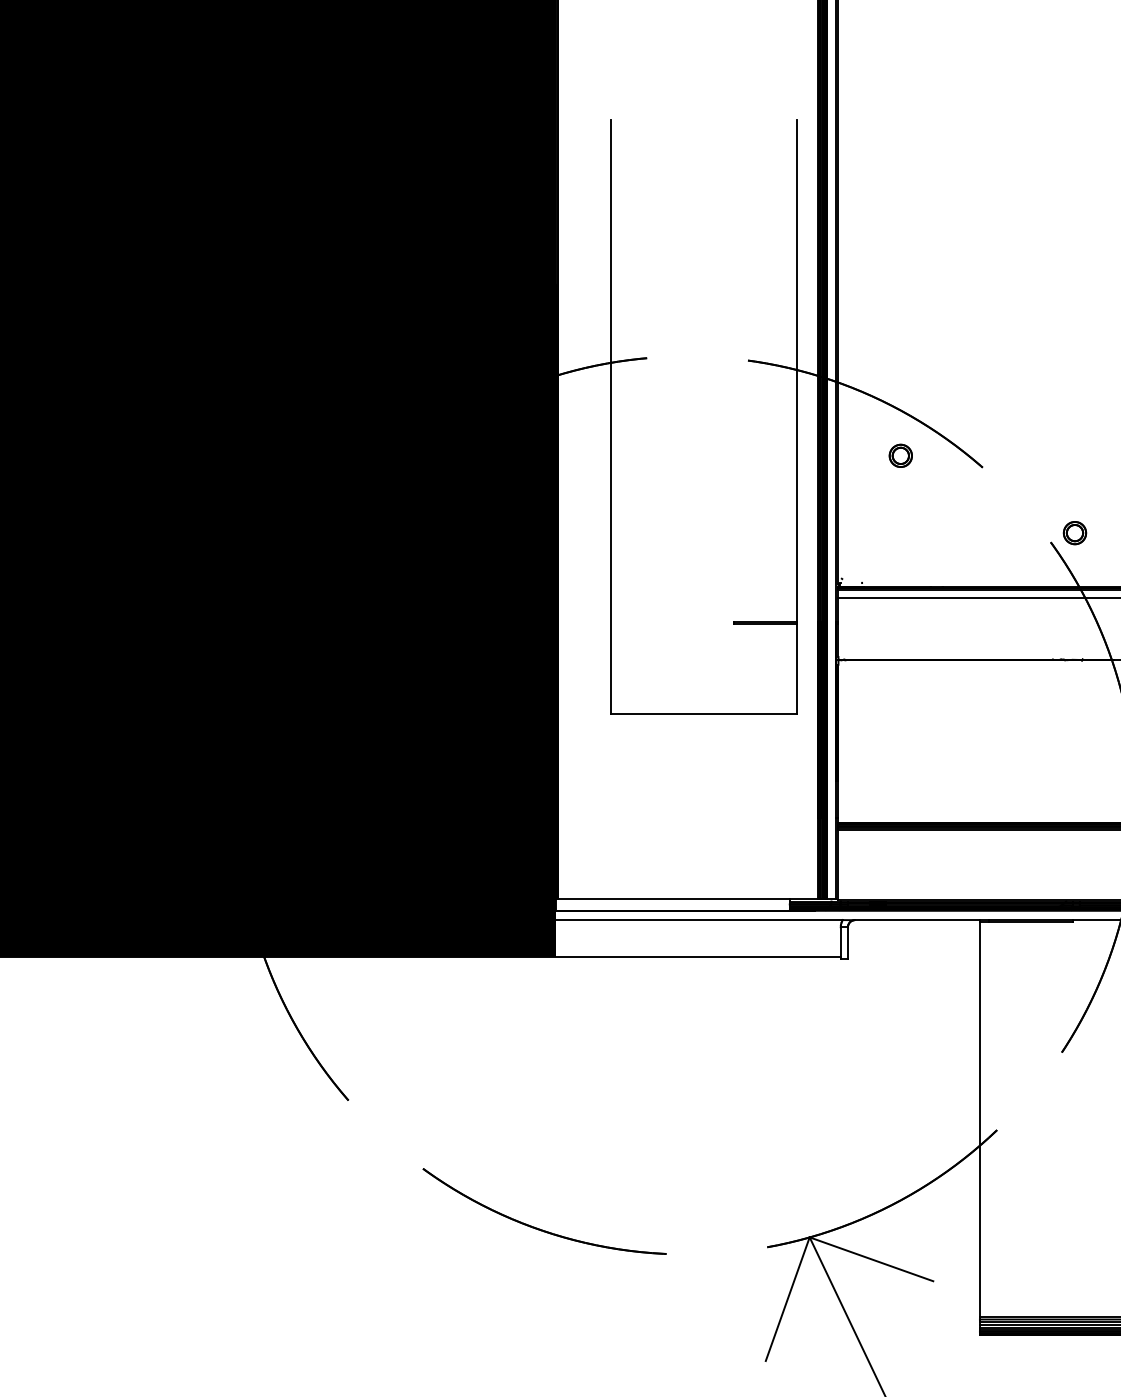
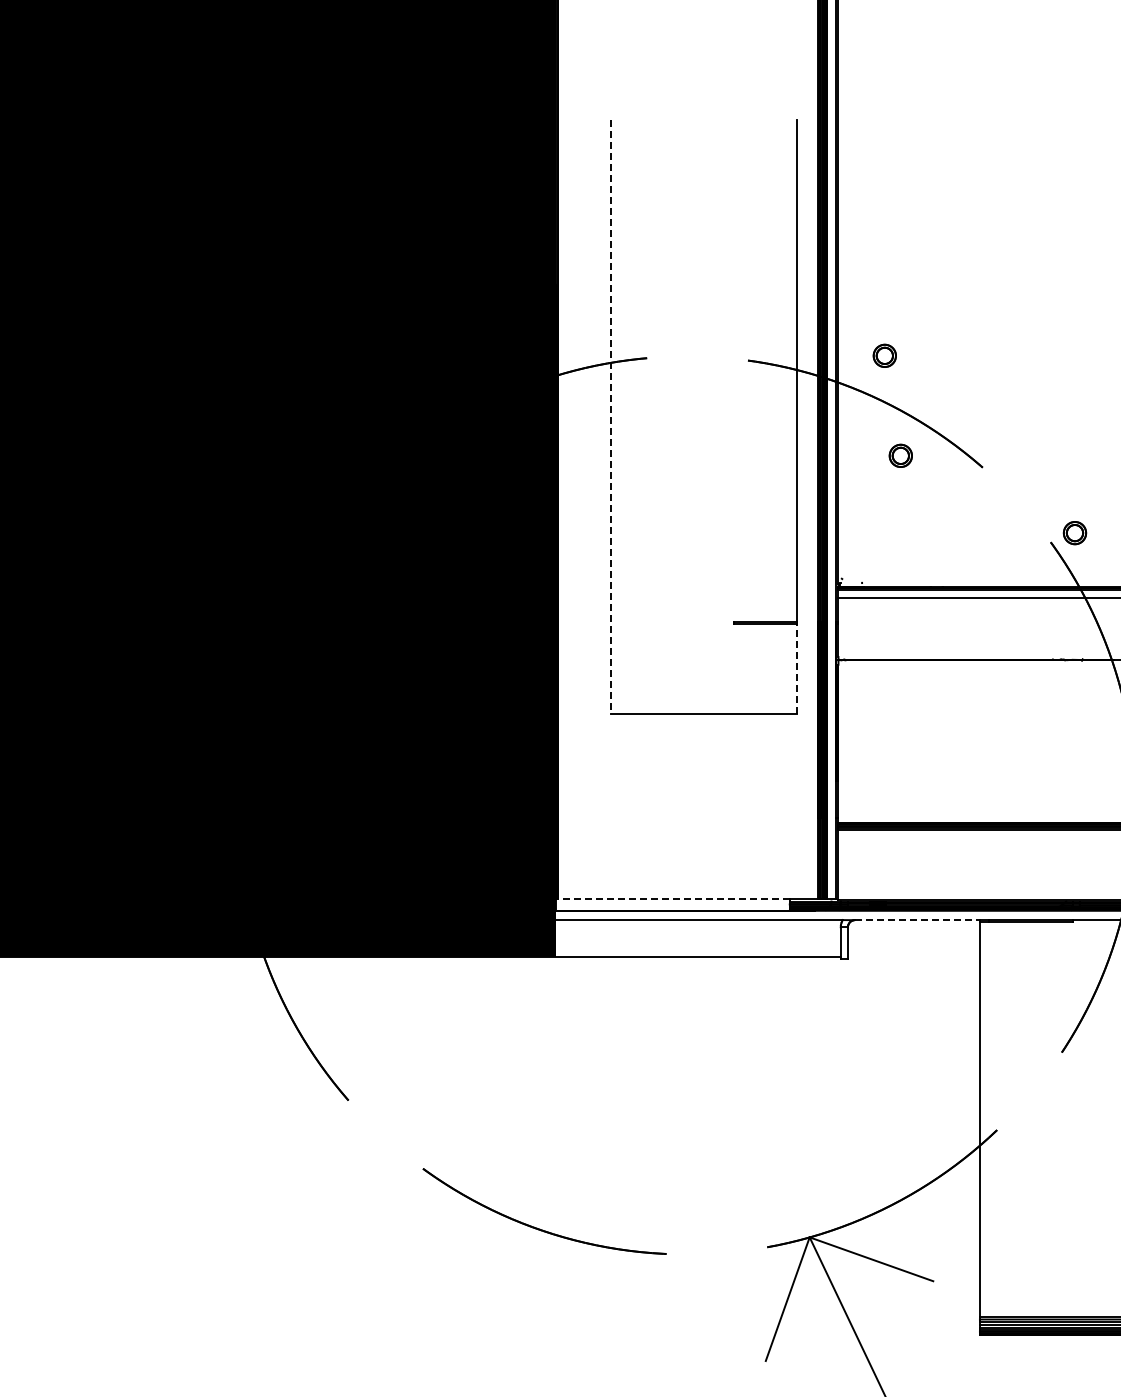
part: none -> present (884, 355)
line: solid -> dashed (611, 416)
line: solid -> dashed (796, 669)
line: solid -> dashed (673, 899)
line: solid -> dashed (918, 920)
